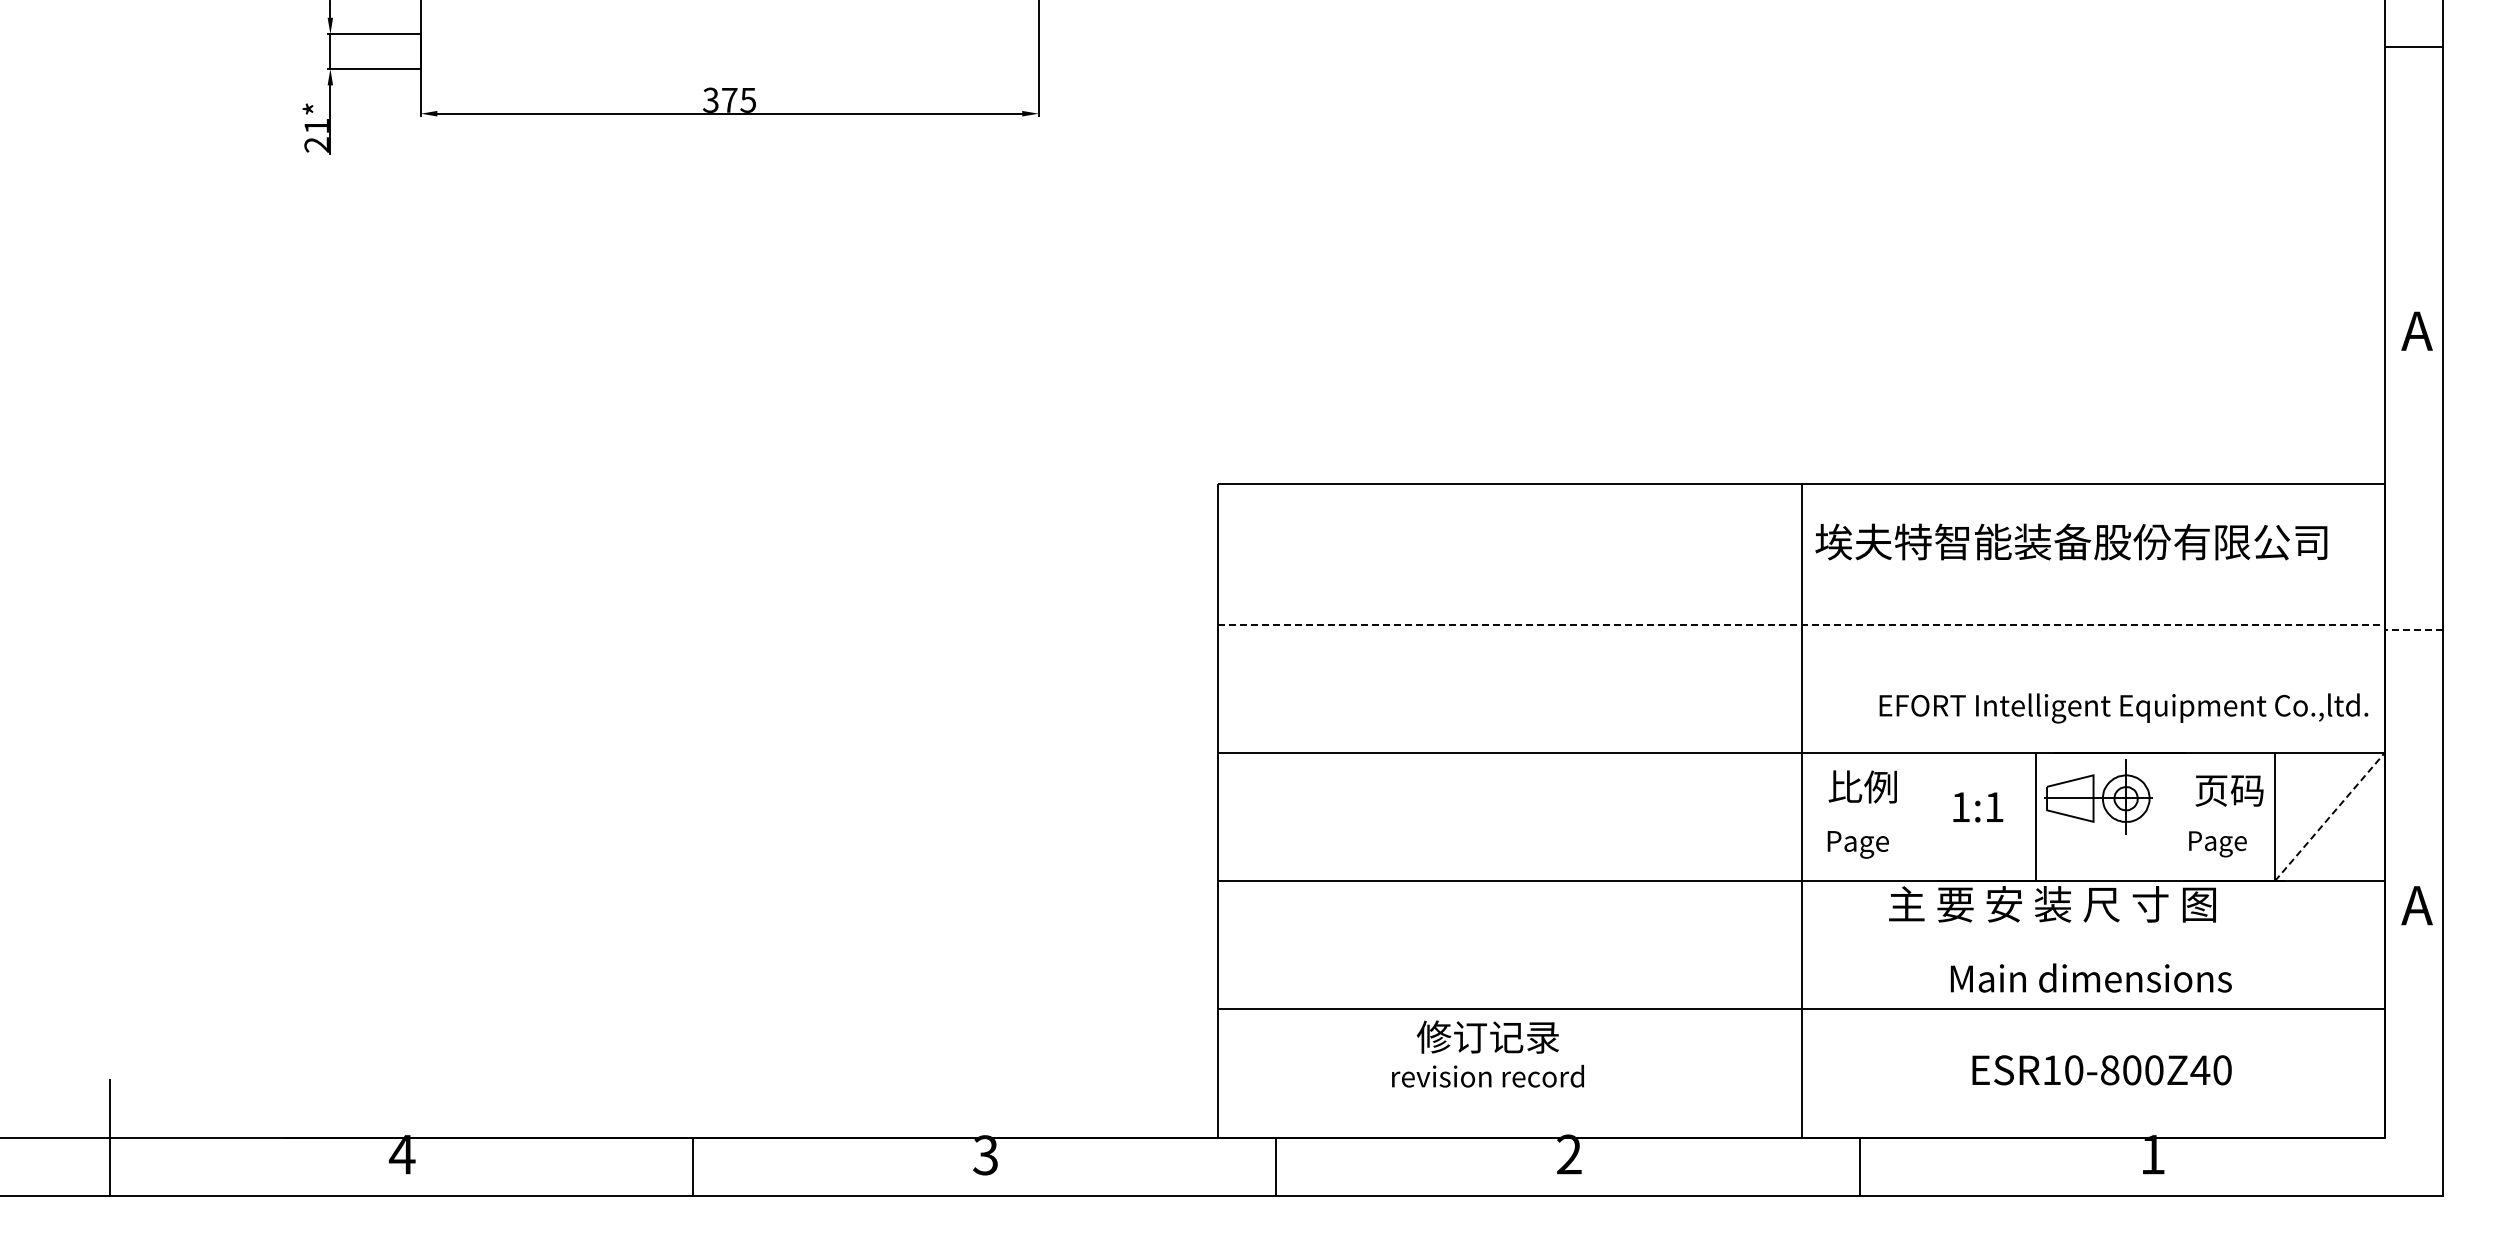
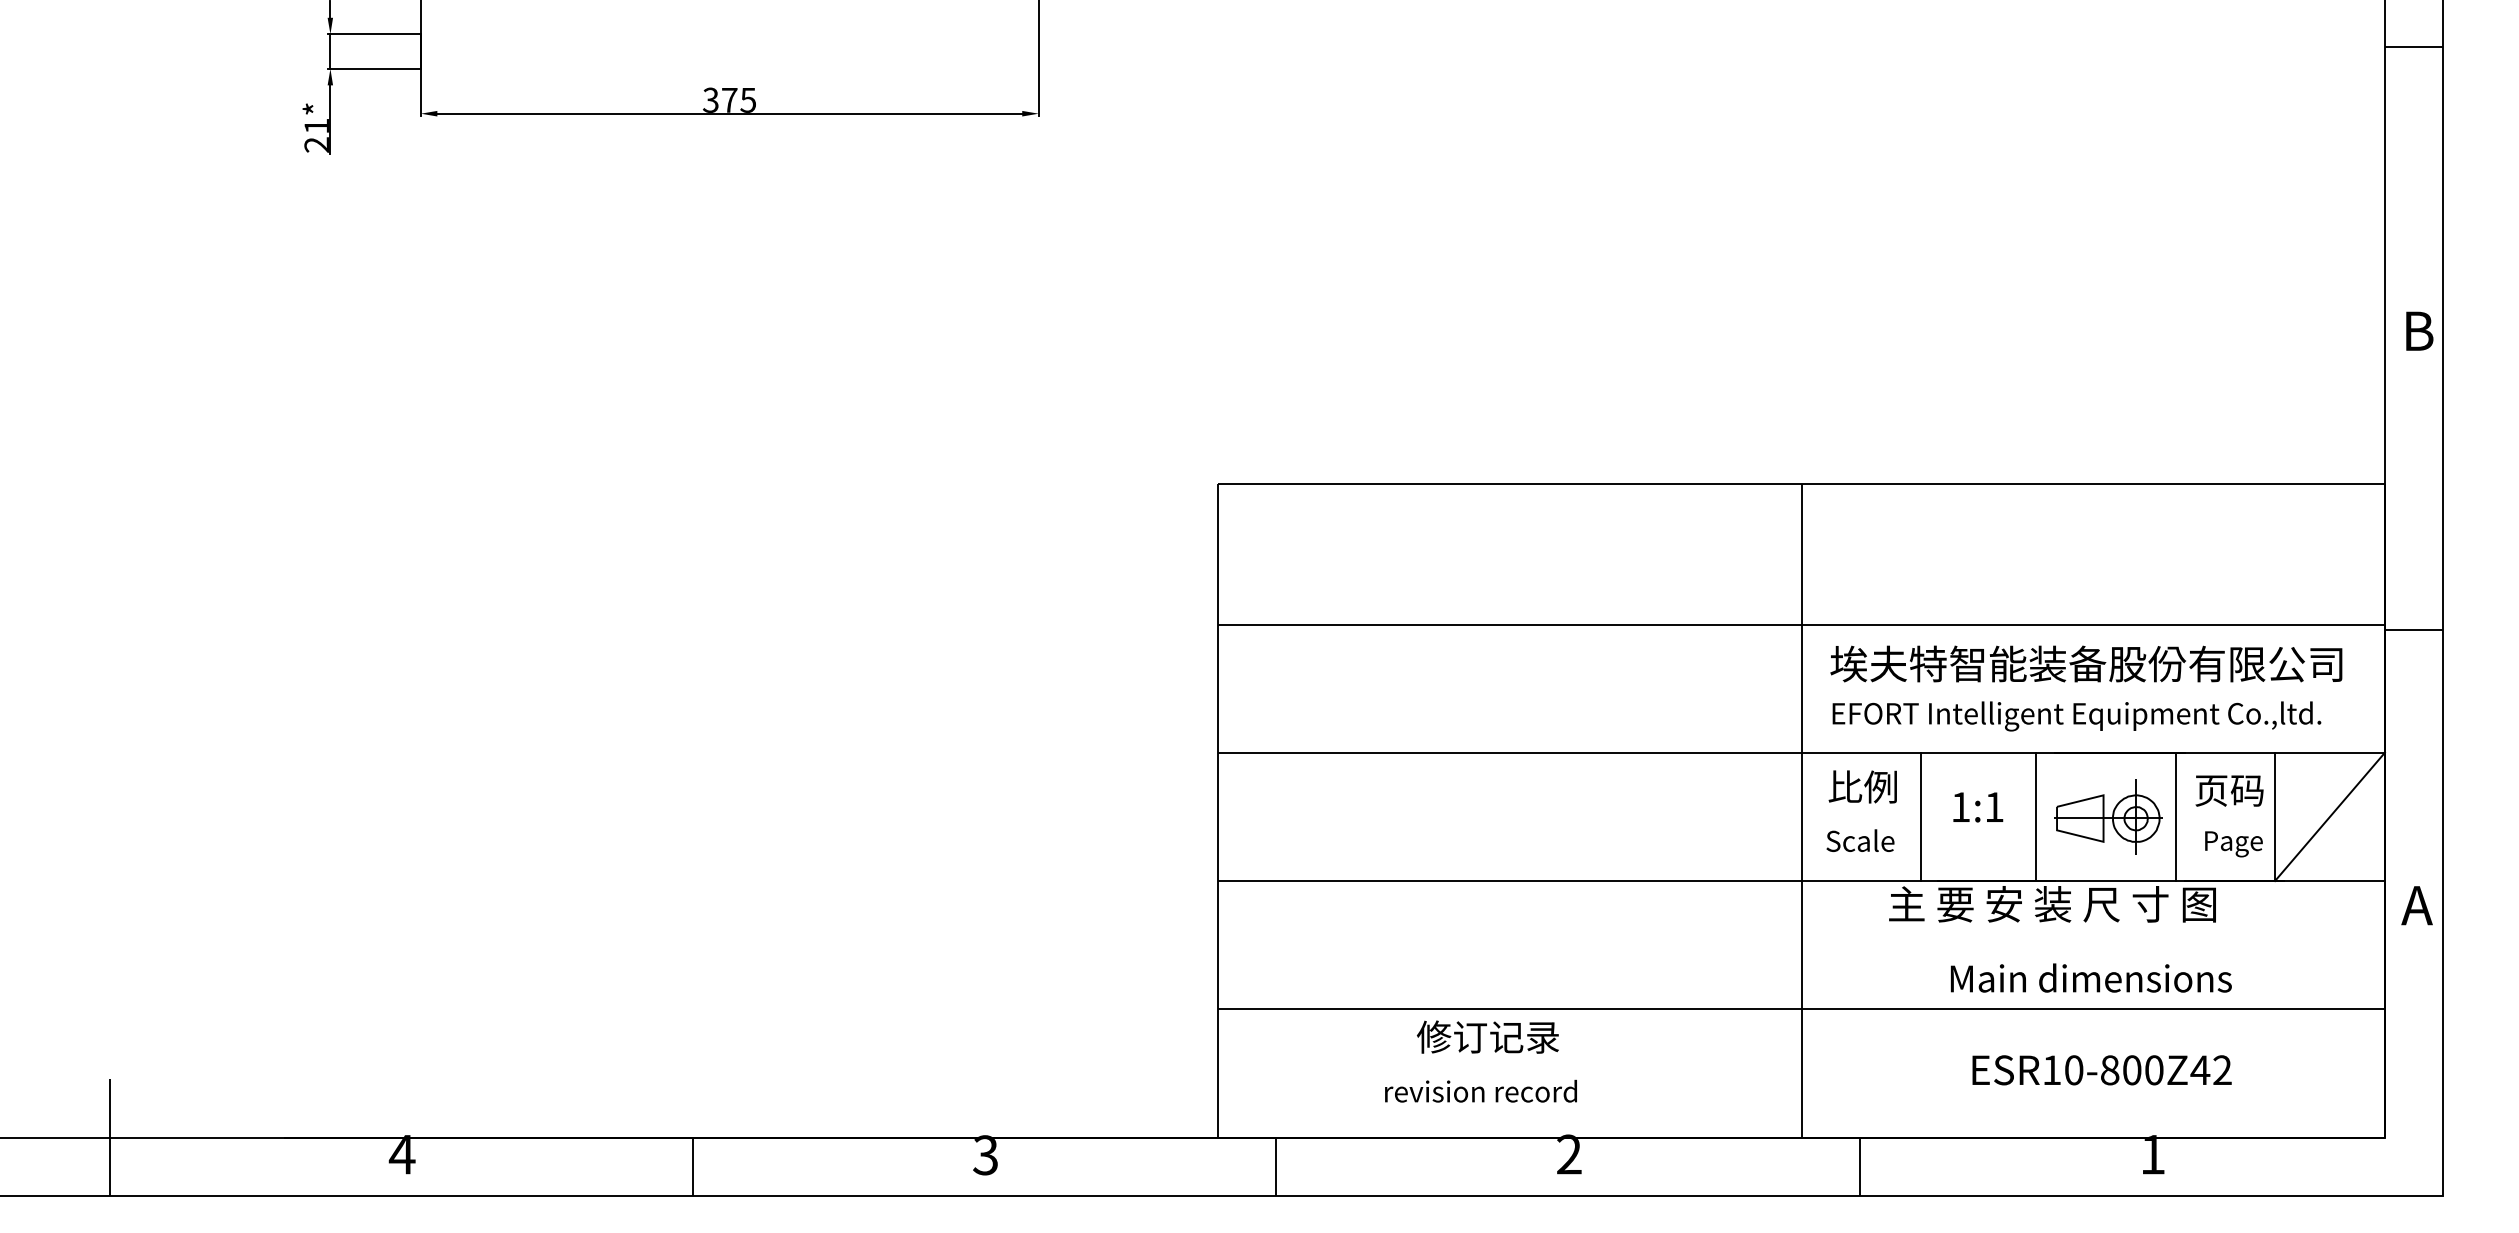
text: A -> B (2417, 330)
text position: (2071, 541) -> (2086, 663) (2086, 663)
line: dashed -> solid (1802, 624)
line: dashed -> solid (2413, 630)
text position: (2123, 708) -> (2076, 716) (2076, 716)
part position: (2098, 796) -> (2108, 816) (2108, 816)
line: none -> present (1921, 816)
line: none -> present (2176, 816)
line: dashed -> solid (2330, 816)
text: Page -> Scale (1860, 843)
text position: (2217, 844) -> (2233, 844) (2233, 844)
text: ESR10-800Z40 -> ESR10-800Z42 (2222, 1070)
text position: (1487, 1075) -> (1480, 1090) (1480, 1090)
